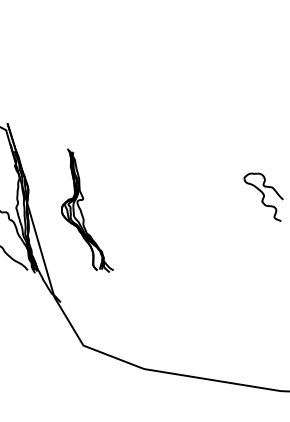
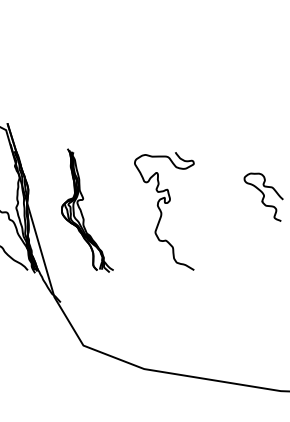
curve: none -> present (162, 212)
